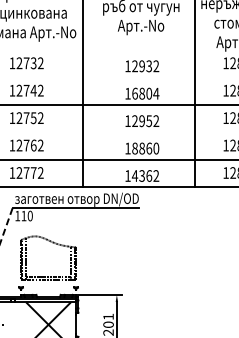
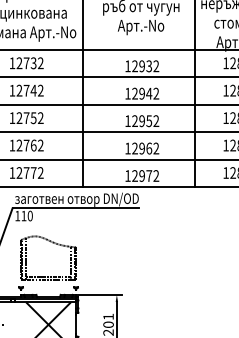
line: none -> present (118, 49)
line: none -> present (118, 77)
text: 16804 -> 12942 (145, 93)
line: none -> present (118, 132)
text: 18860 -> 12962 (145, 148)
text: 14362 -> 12972 (141, 175)
line: dashed -> solid (6, 226)
